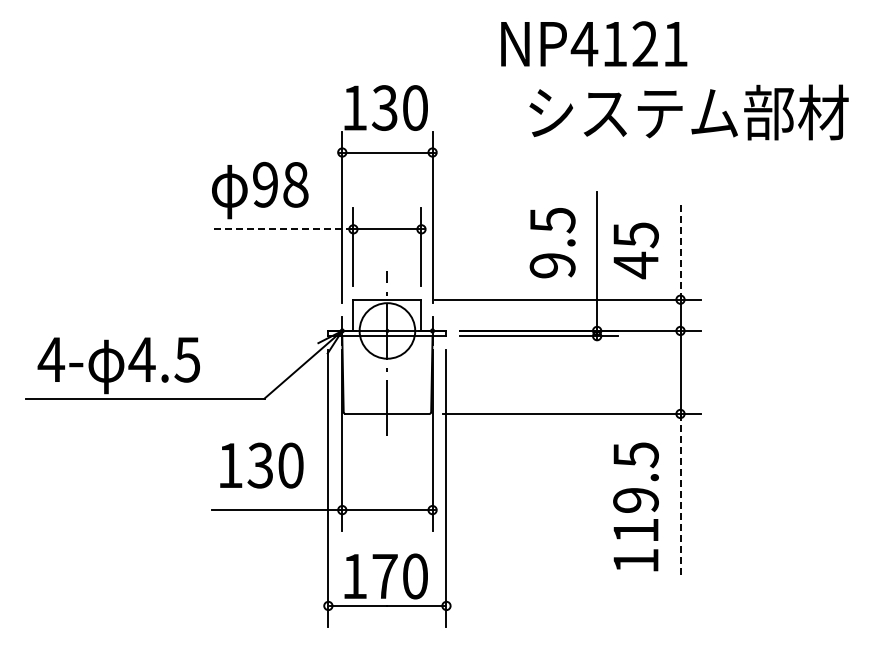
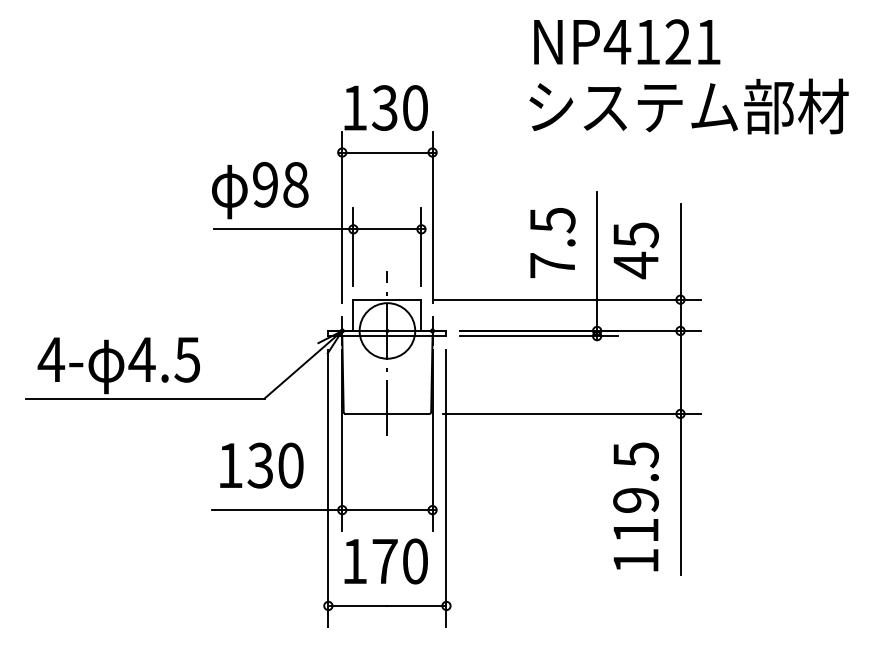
text position: (594, 43) -> (627, 41) (627, 41)
text position: (688, 112) -> (688, 106) (688, 106)
line: dashed -> solid (283, 229)
line: dashed -> solid (680, 252)
text: 9.5 -> 7.5 (552, 265)
line: dashed -> solid (680, 494)
text position: (385, 576) -> (385, 561) (385, 561)
